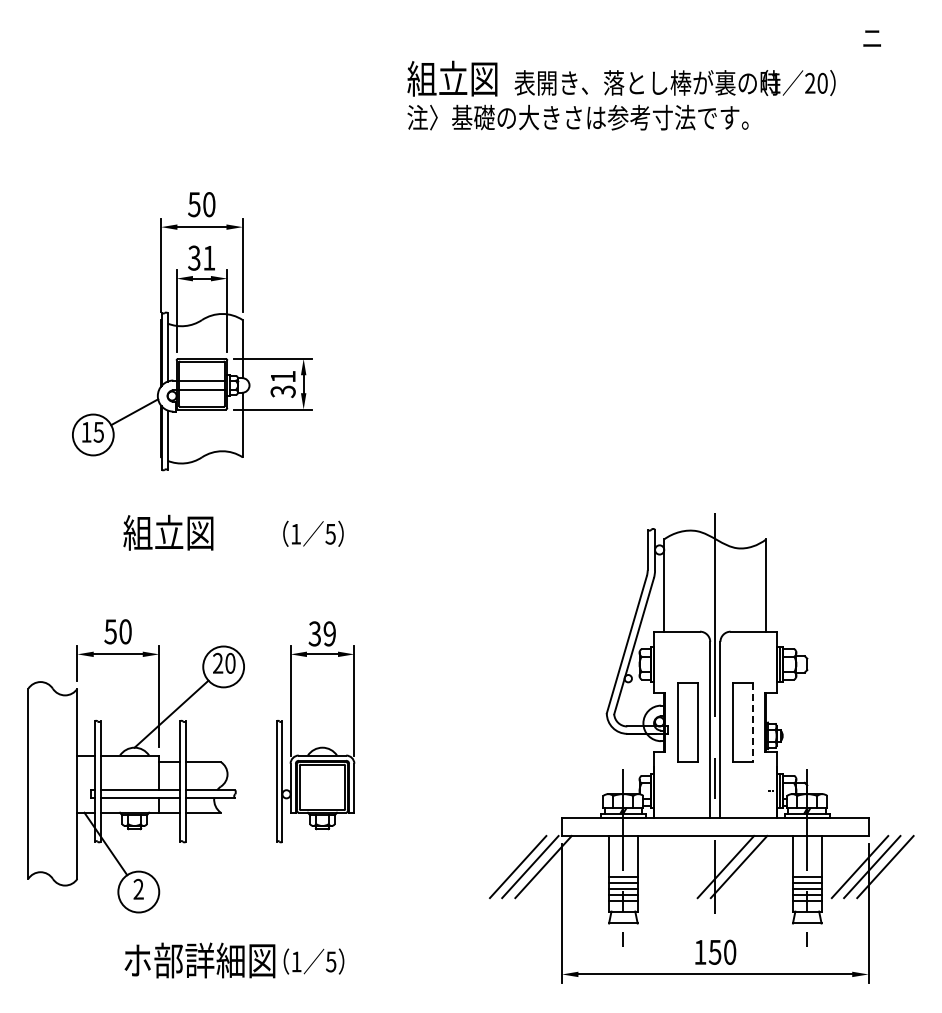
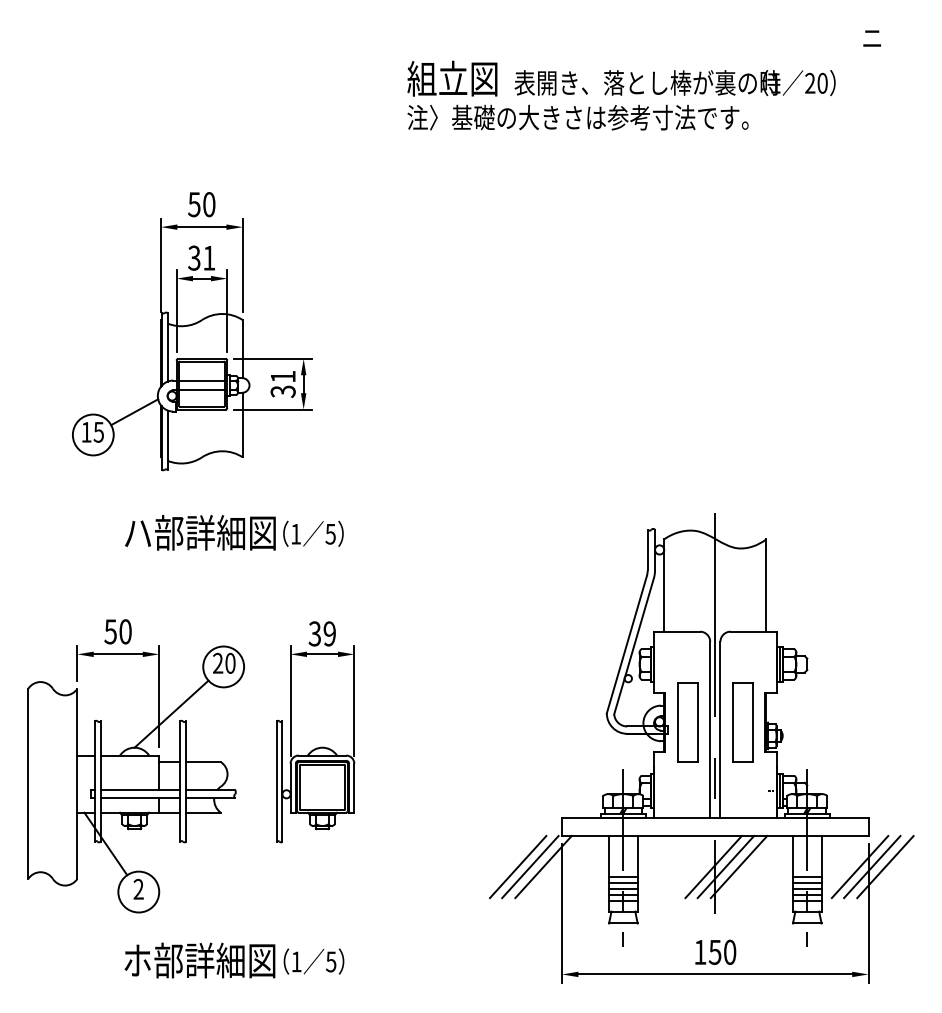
text: 組立図 -> ハ部詳細図 (199, 532)
line: dashed -> solid (753, 722)
line: none -> present (713, 867)
